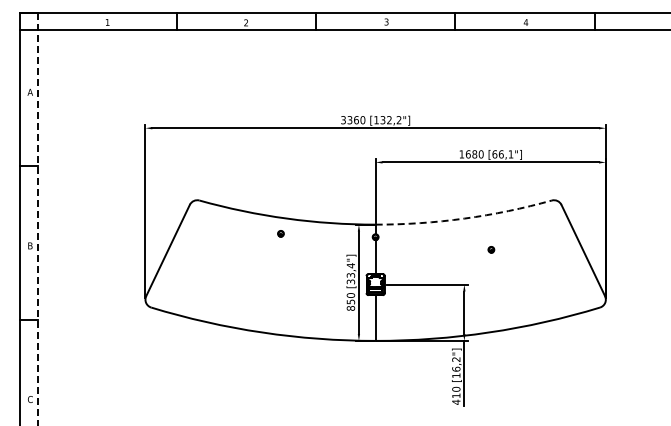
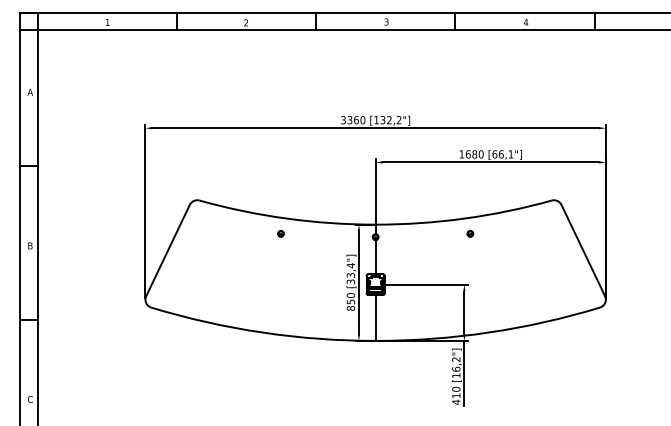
arc: dashed -> solid (464, 218)
line: dashed -> solid (37, 219)
part position: (491, 249) -> (470, 233) (470, 233)
